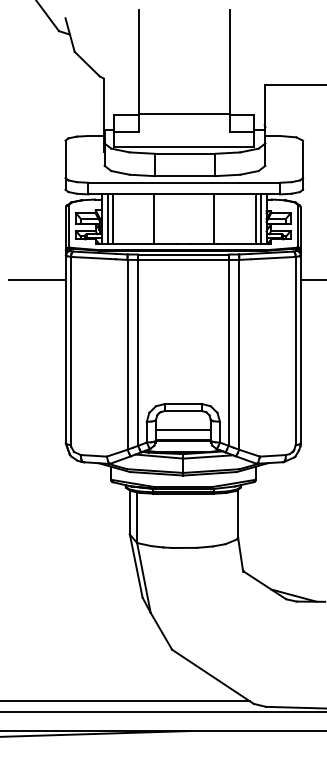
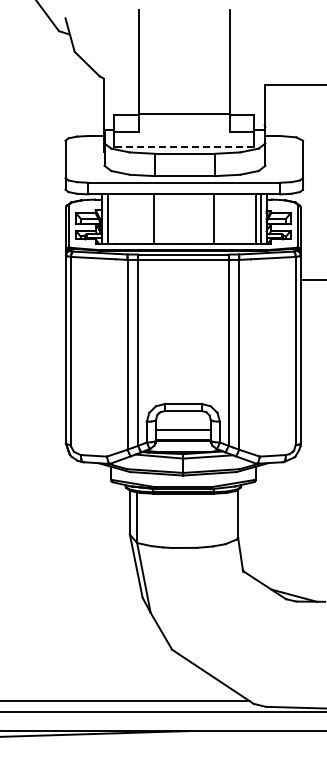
line: solid -> dashed (184, 146)
line: present -> none (113, 219)
line: present -> none (36, 279)
